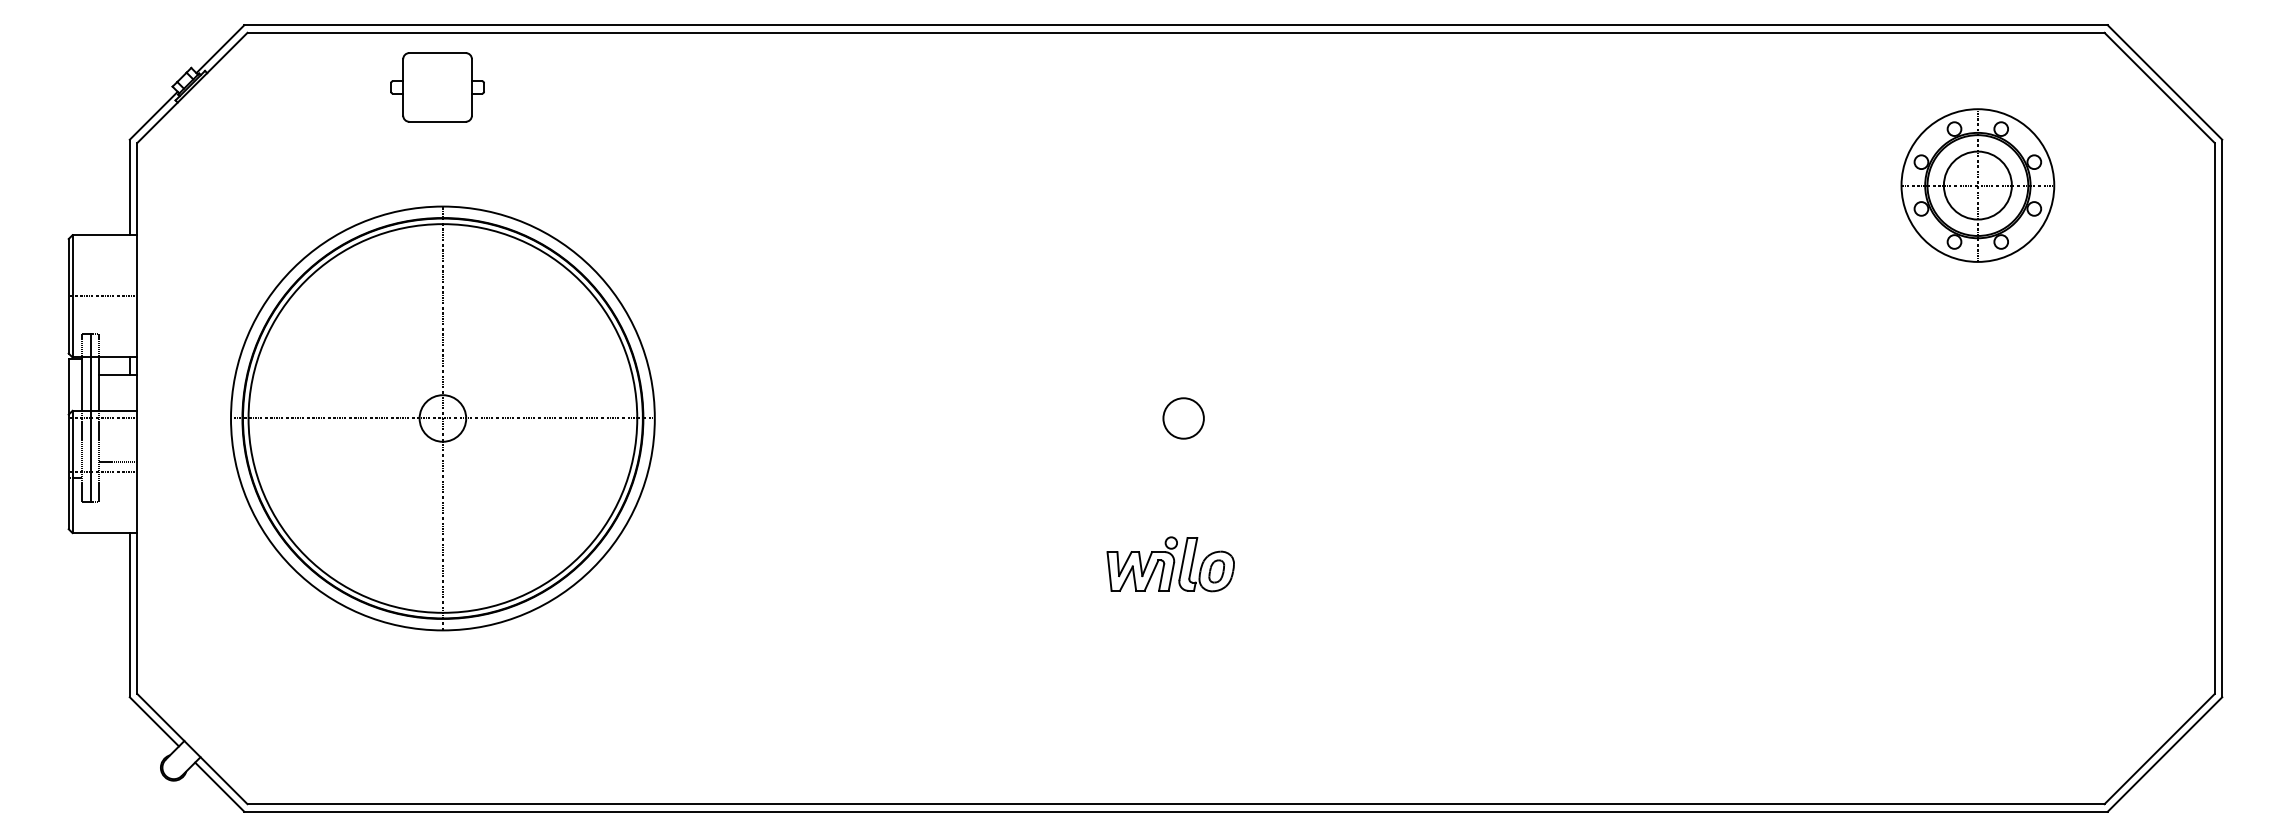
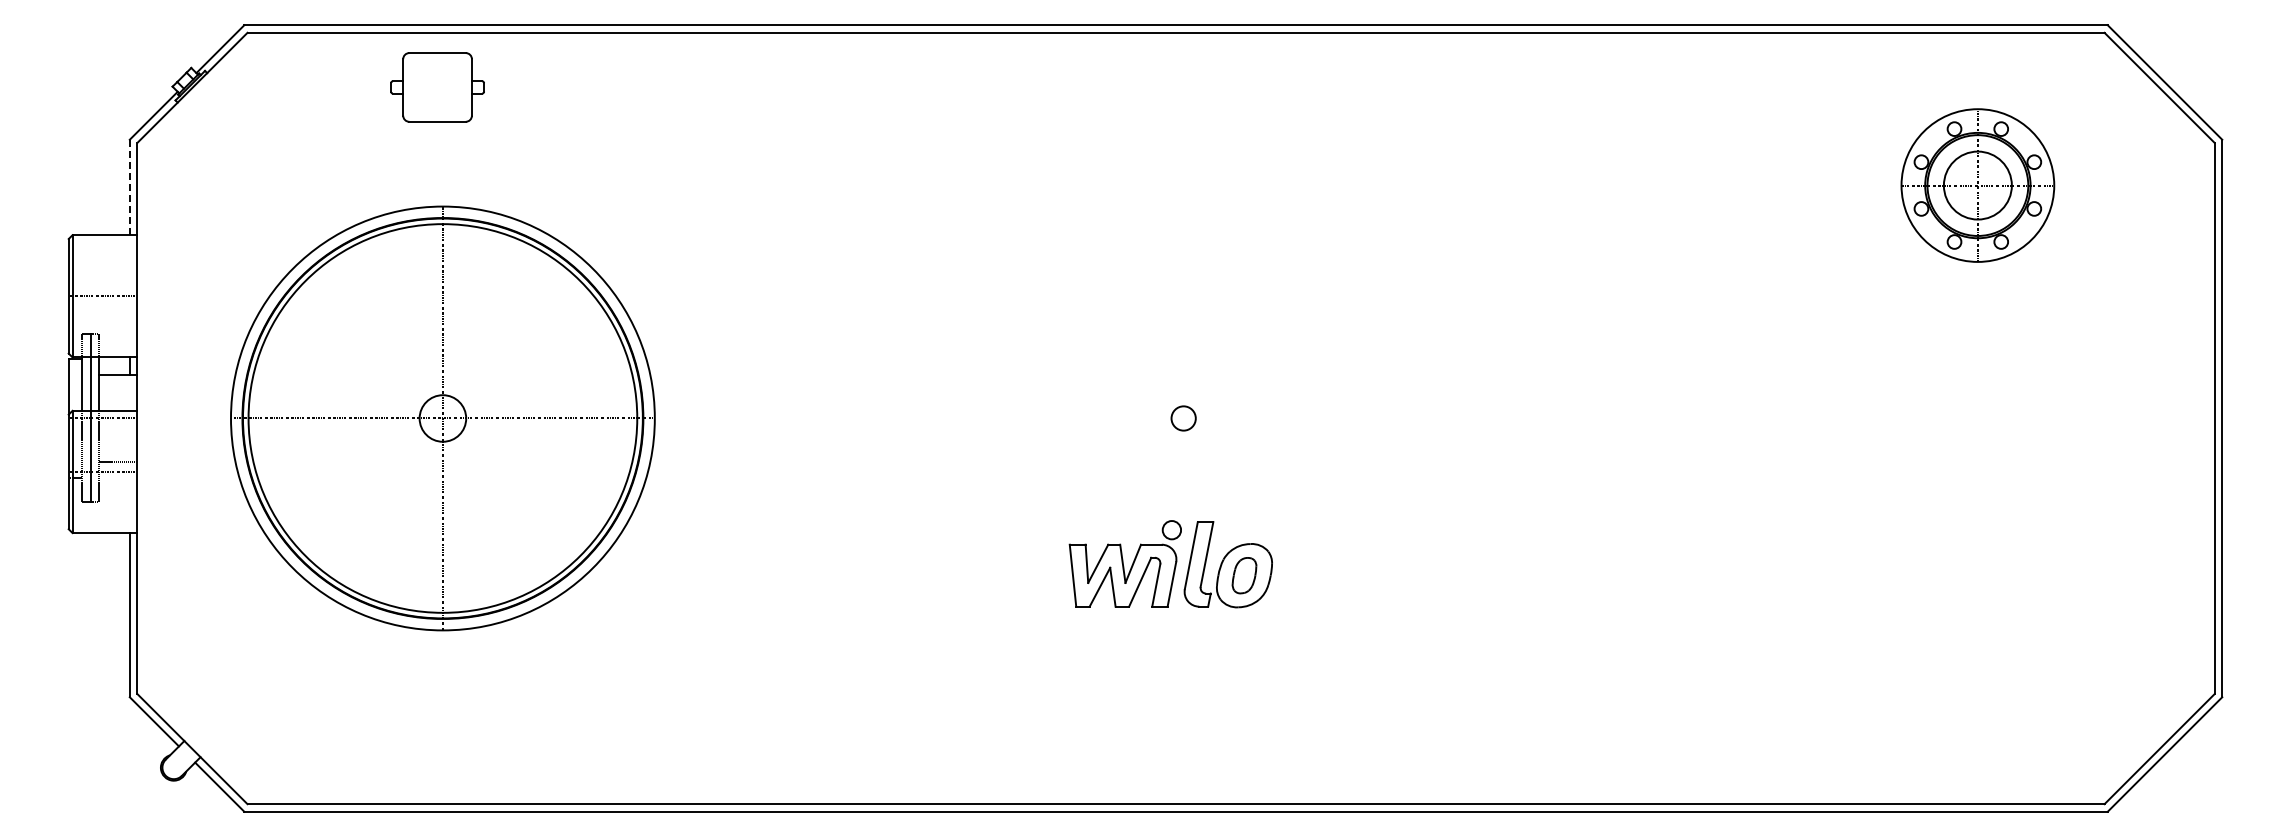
line: solid -> dashed (129, 187)
circle diameter: 40 px -> 24 px (1183, 418)
part size: 129x57 px -> 205x89 px (1170, 564)
